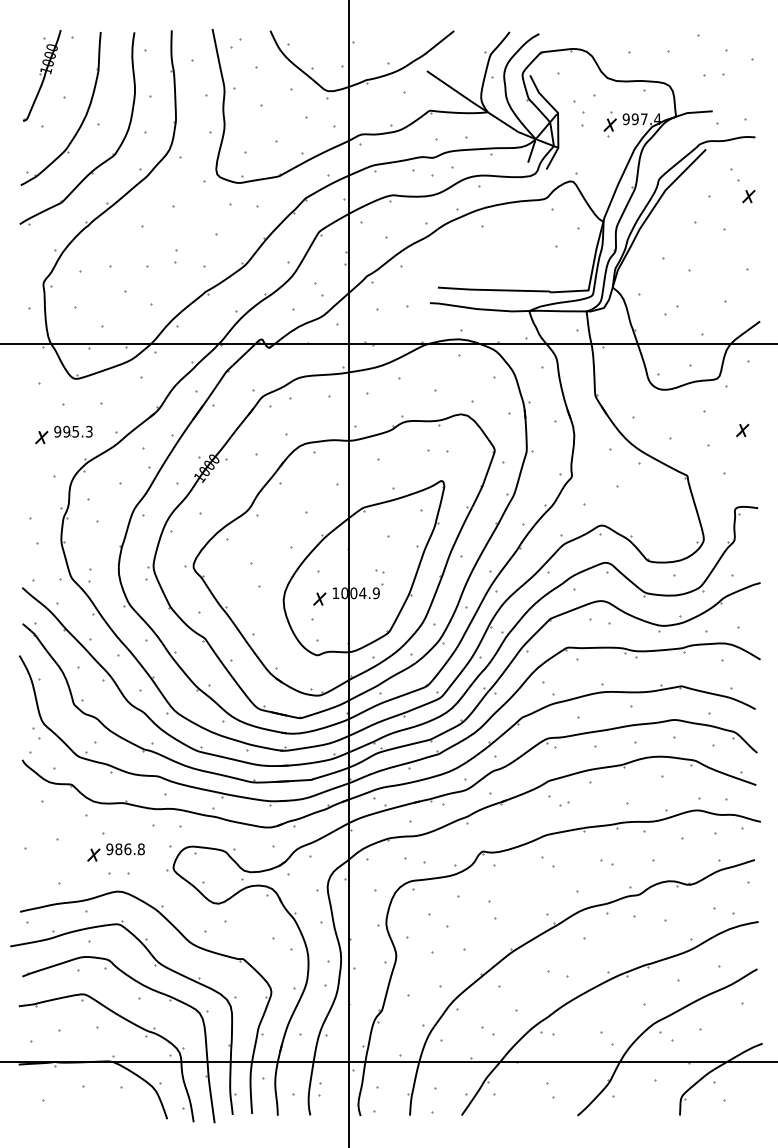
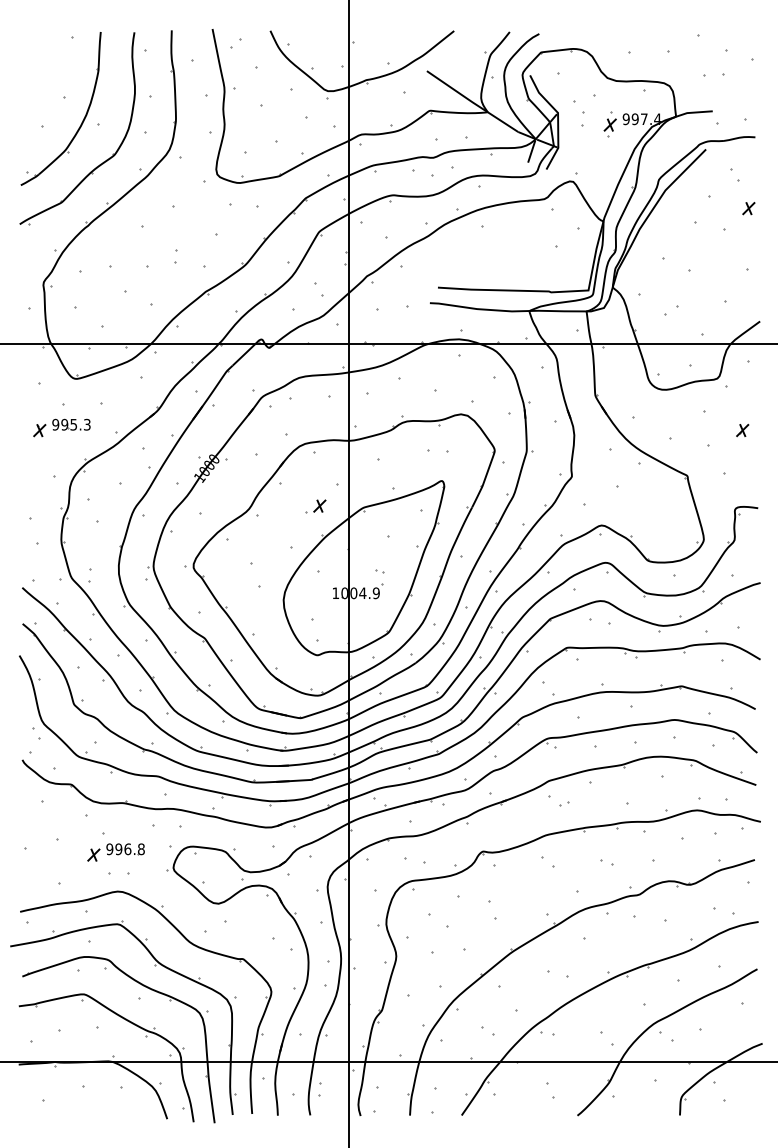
part: present -> none (42, 75)
part position: (748, 196) -> (748, 208) (748, 208)
part position: (63, 434) -> (61, 427) (61, 427)
part position: (319, 598) -> (319, 505) (319, 505)
text: 986.8 -> 996.8 (118, 849)
